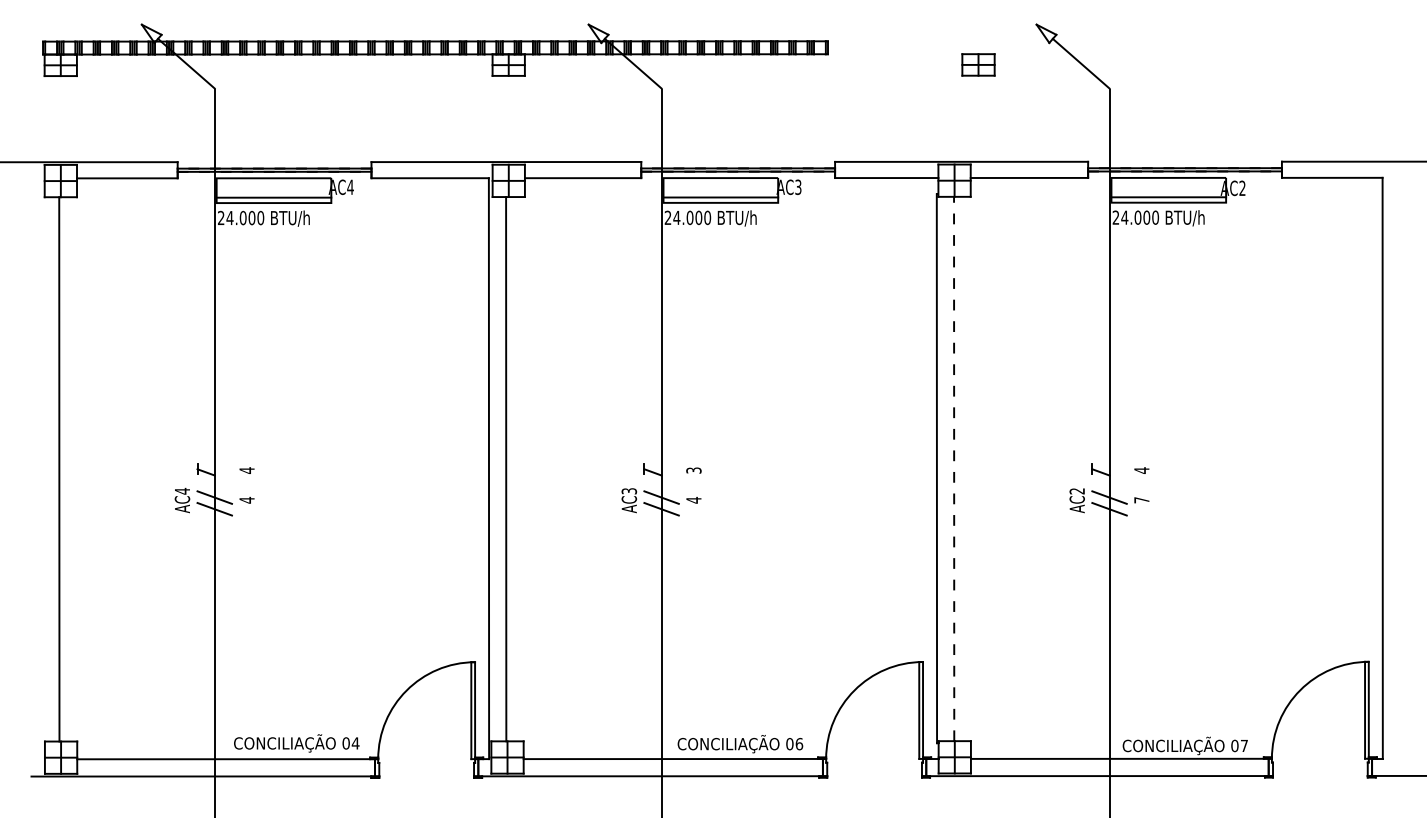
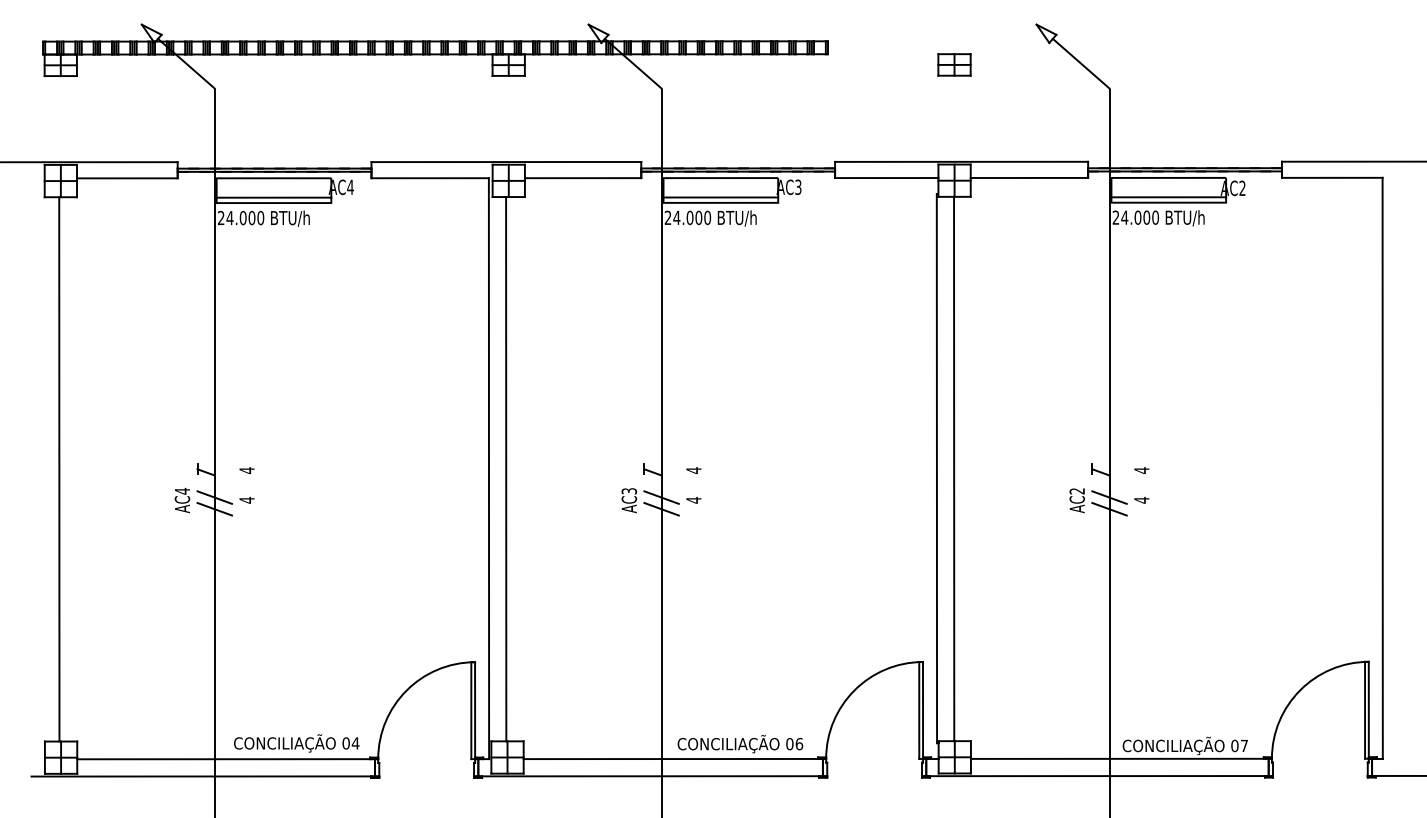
part position: (978, 64) -> (954, 64) (954, 64)
line: dashed -> solid (954, 468)
text: 3 -> 4 (693, 470)
text: 7 -> 4 (1141, 499)
